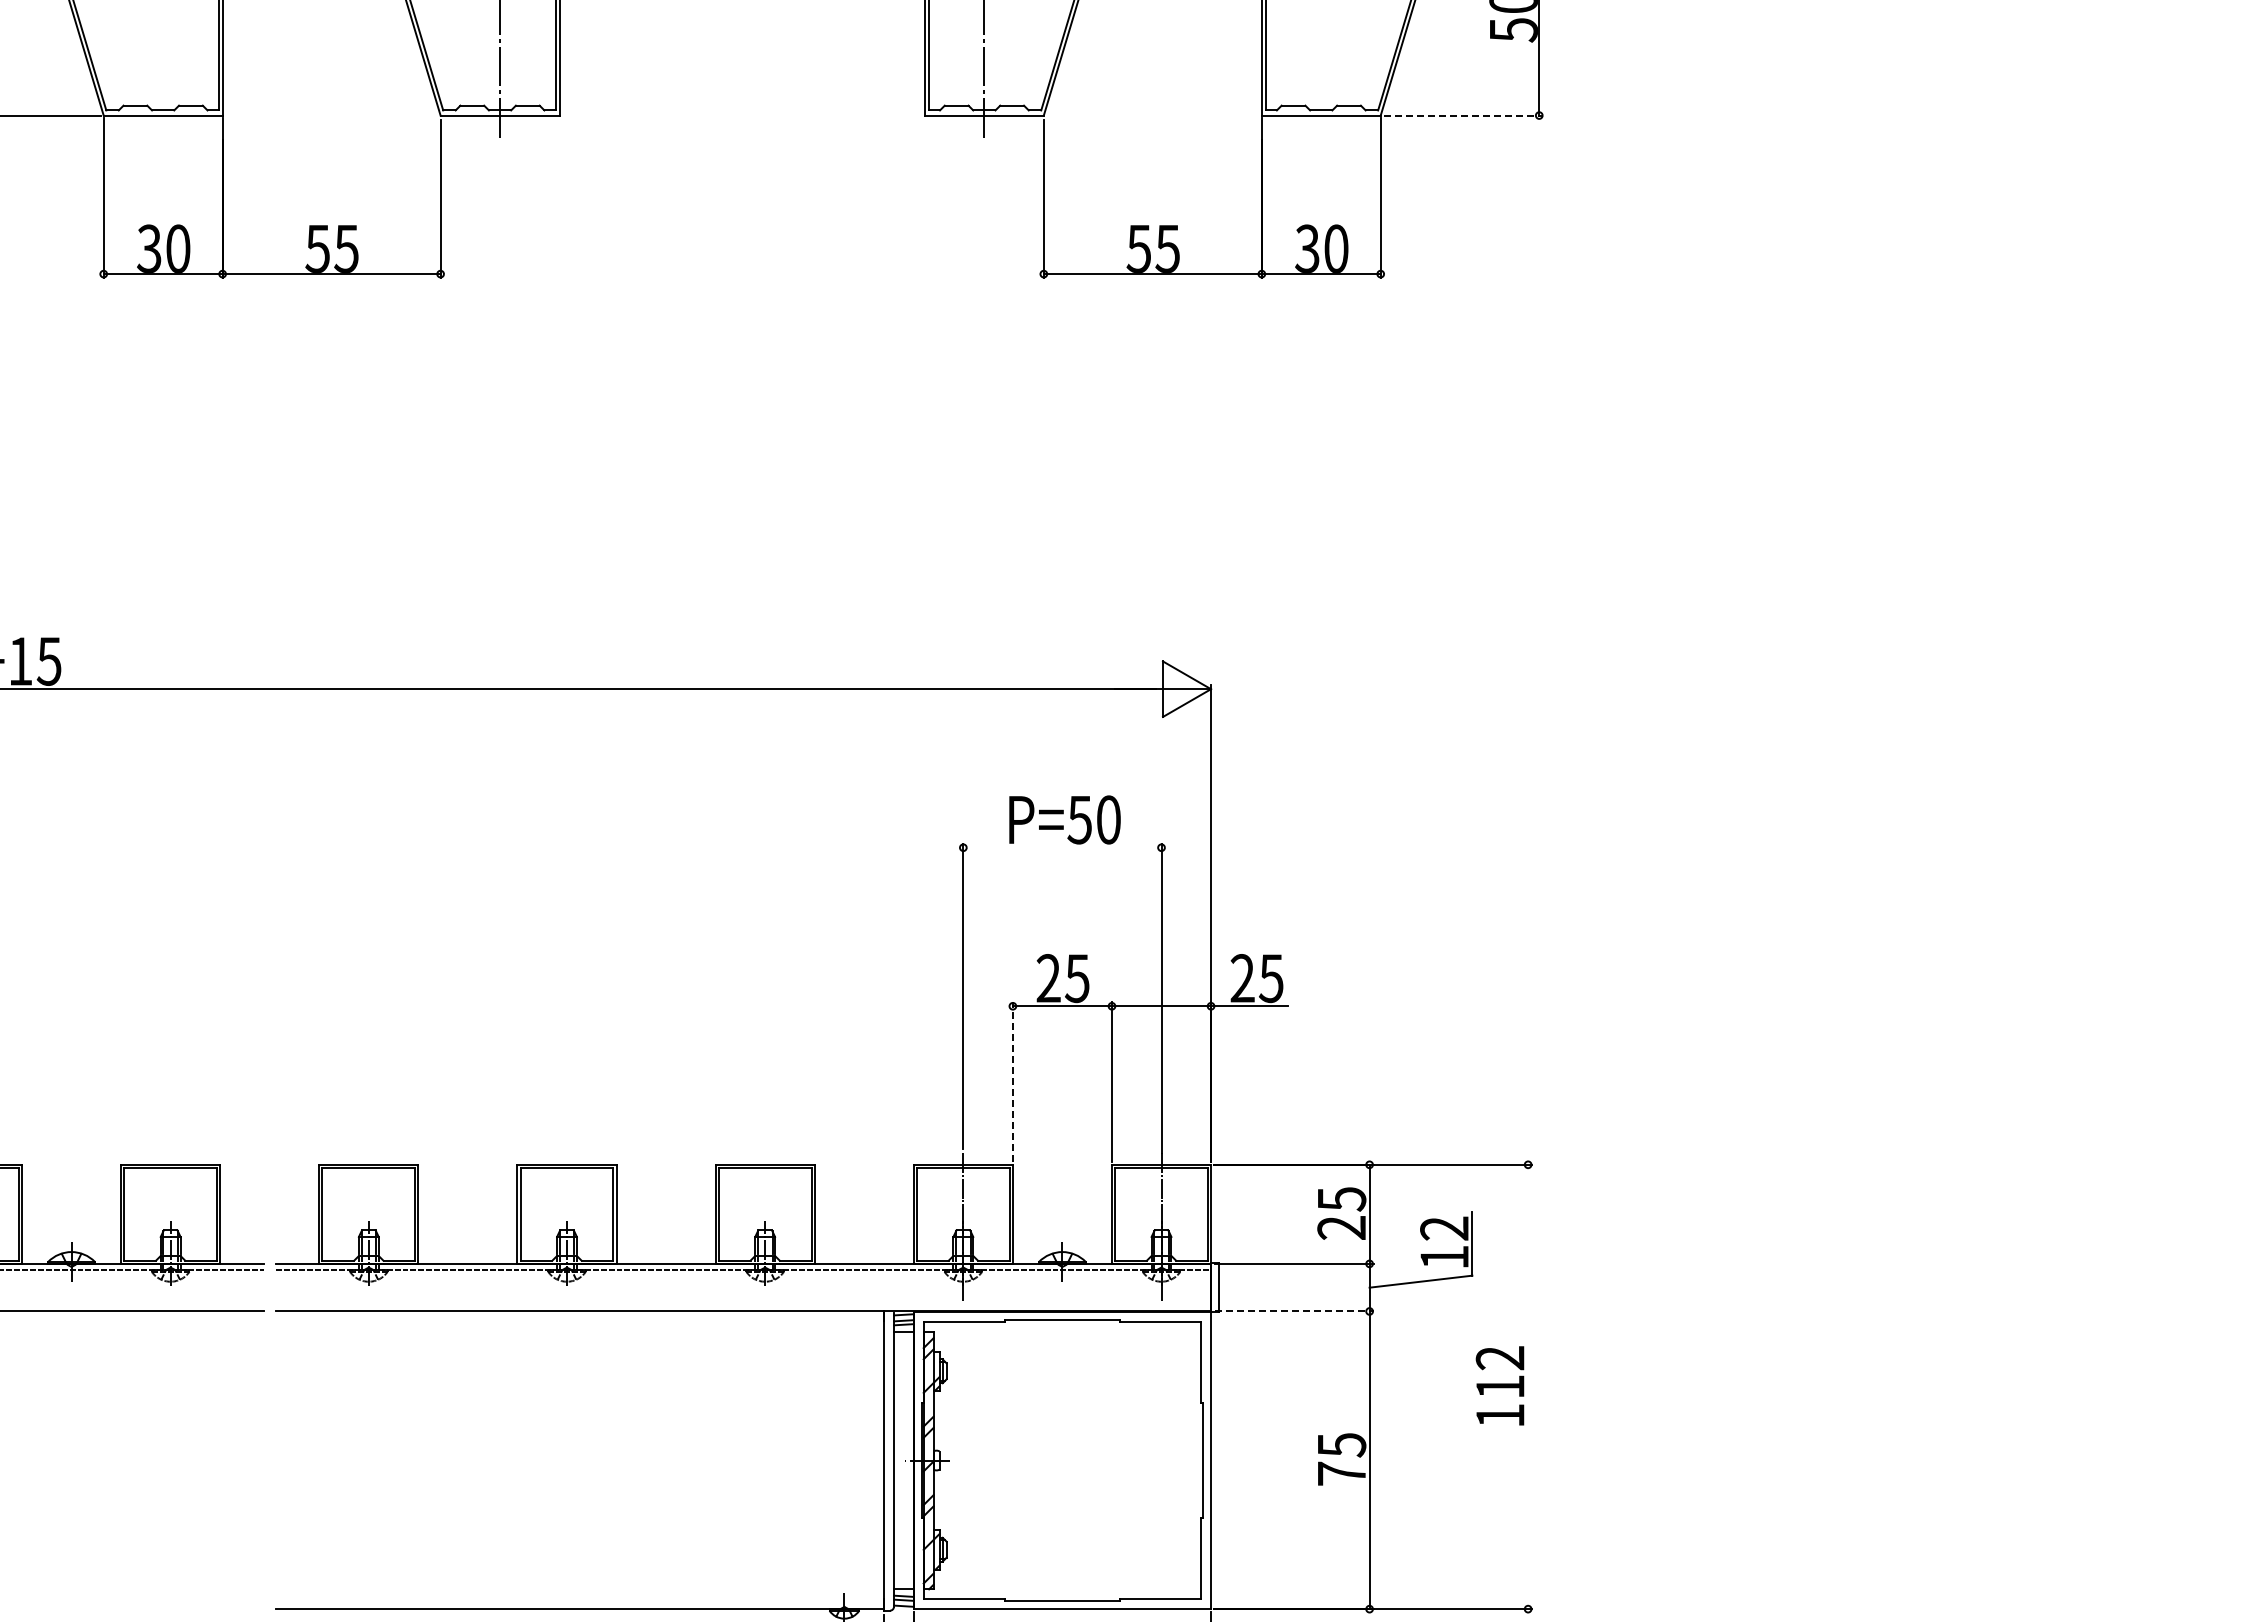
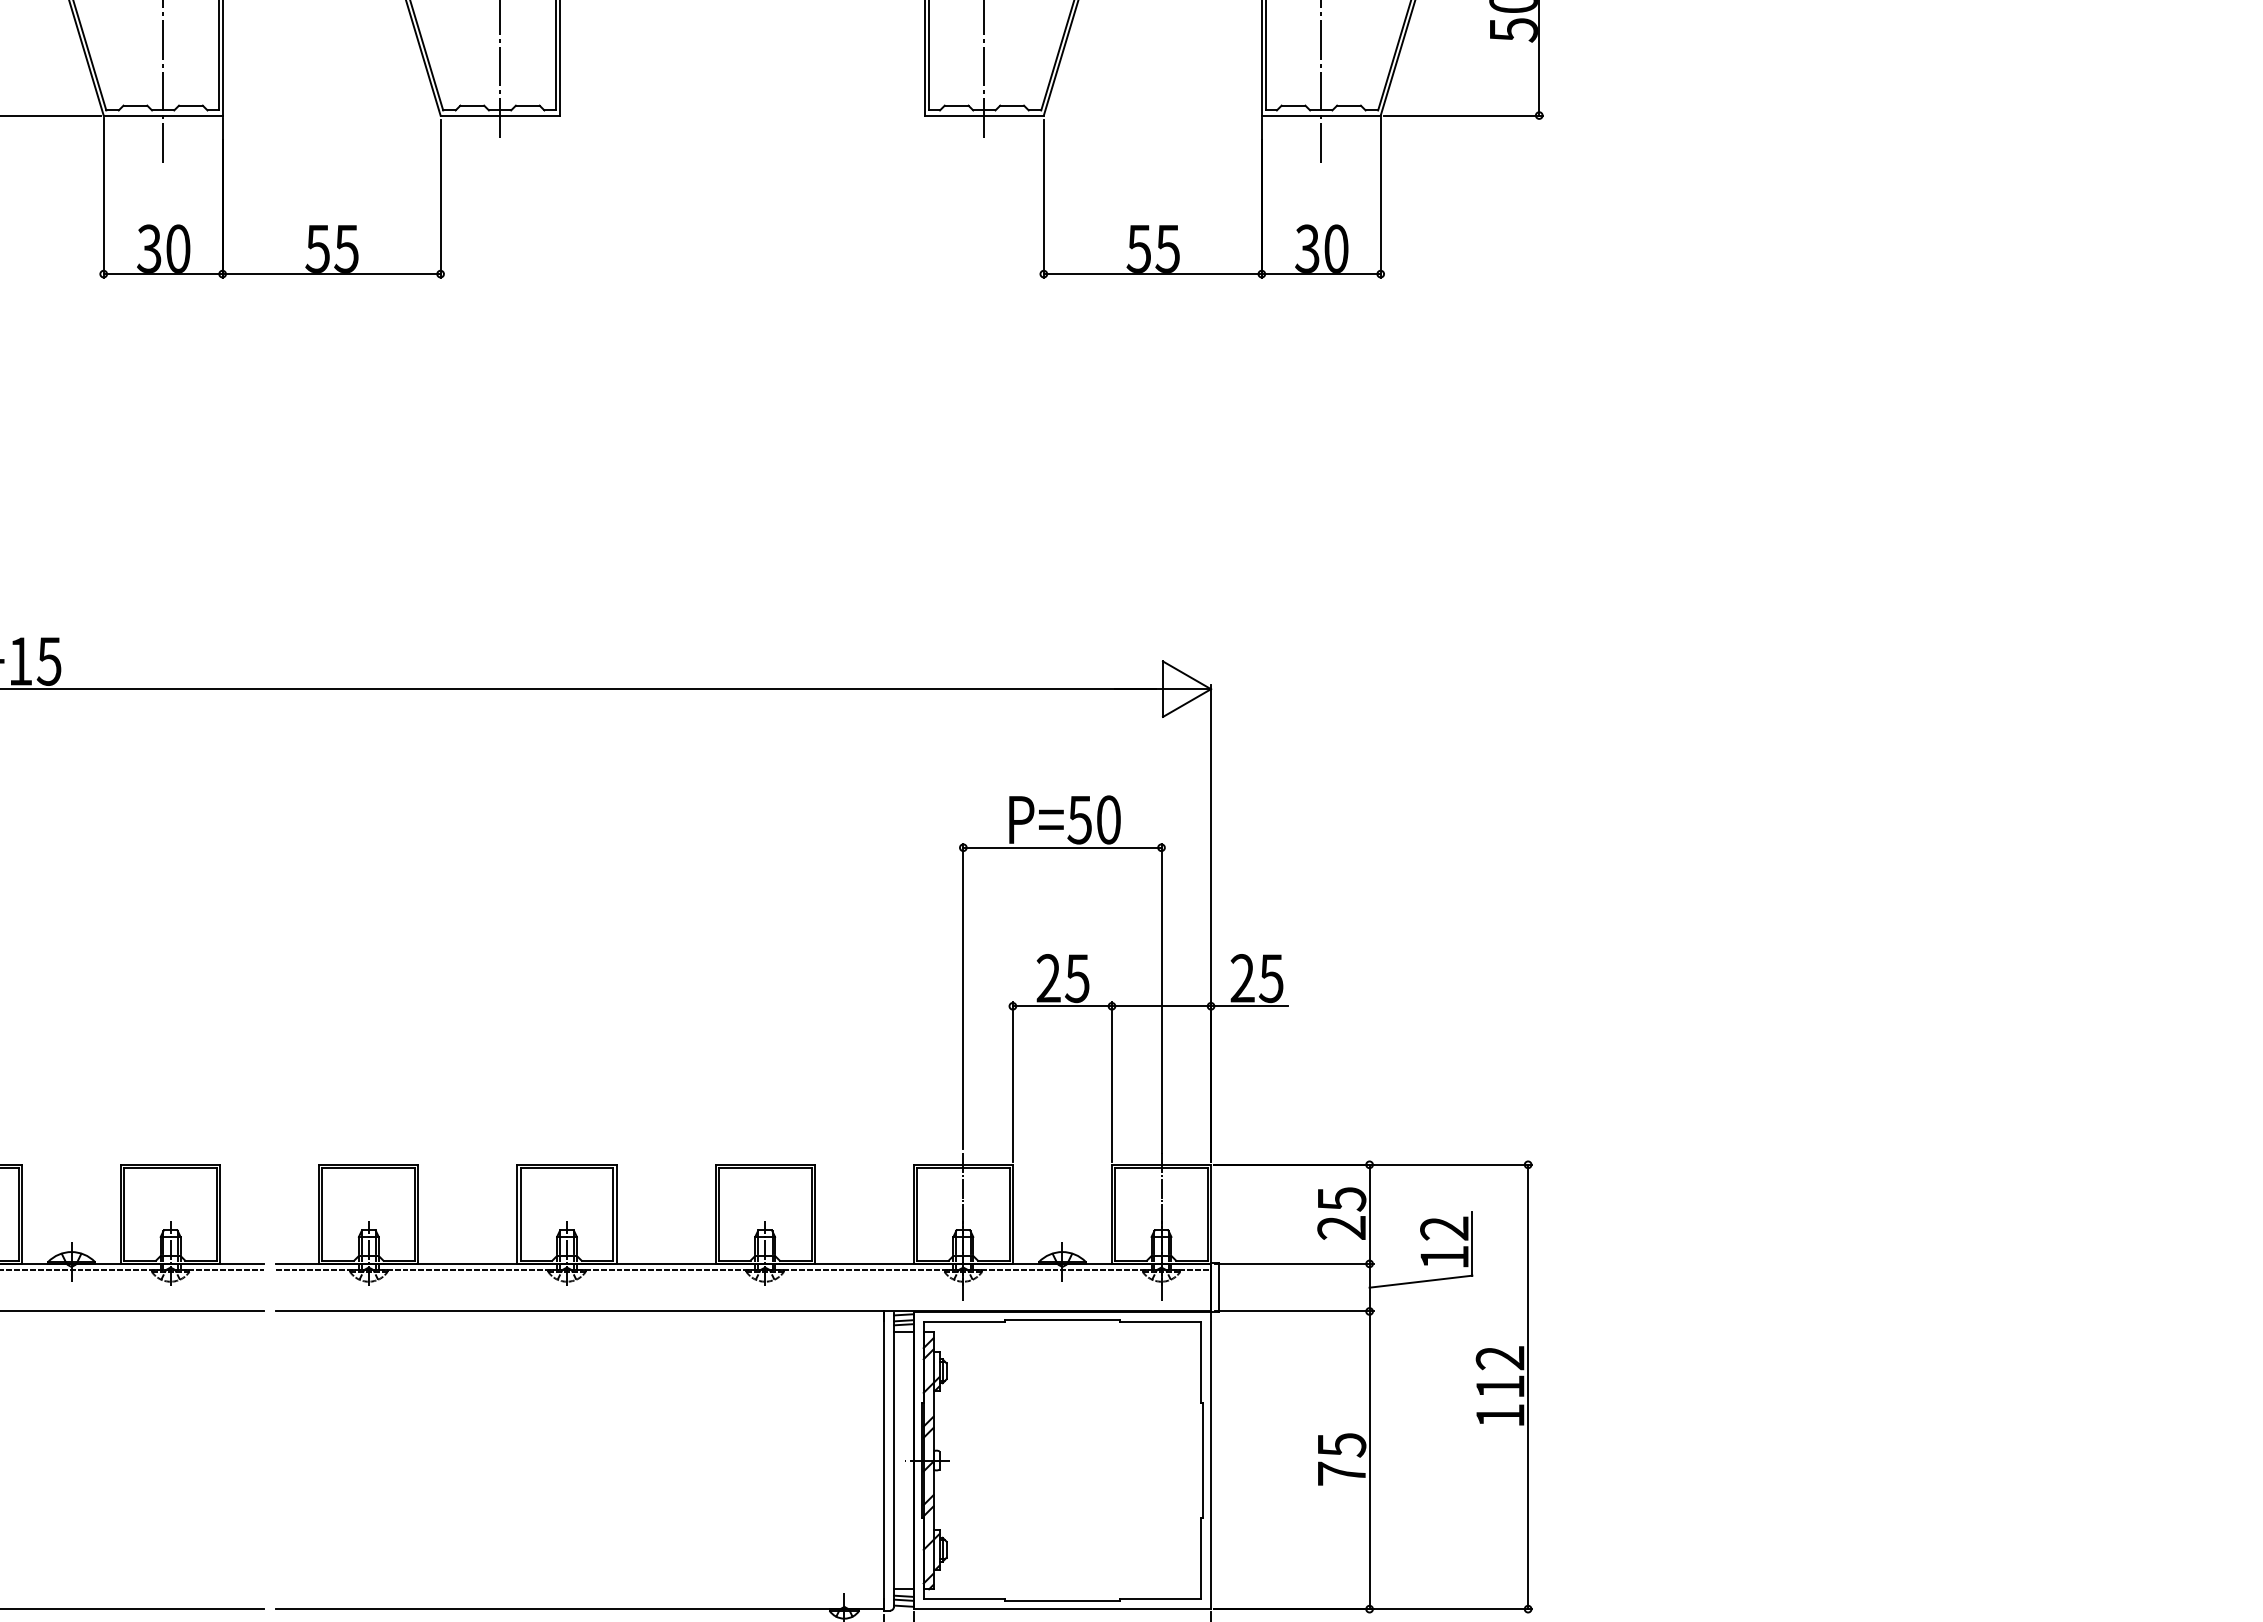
line: none -> present (163, 82)
line: none -> present (1321, 82)
line: dashed -> solid (1463, 115)
line: none -> present (1062, 847)
line: dashed -> solid (1012, 1082)
line: dashed -> solid (1294, 1311)
line: none -> present (1528, 1386)
line: none -> present (132, 1608)
